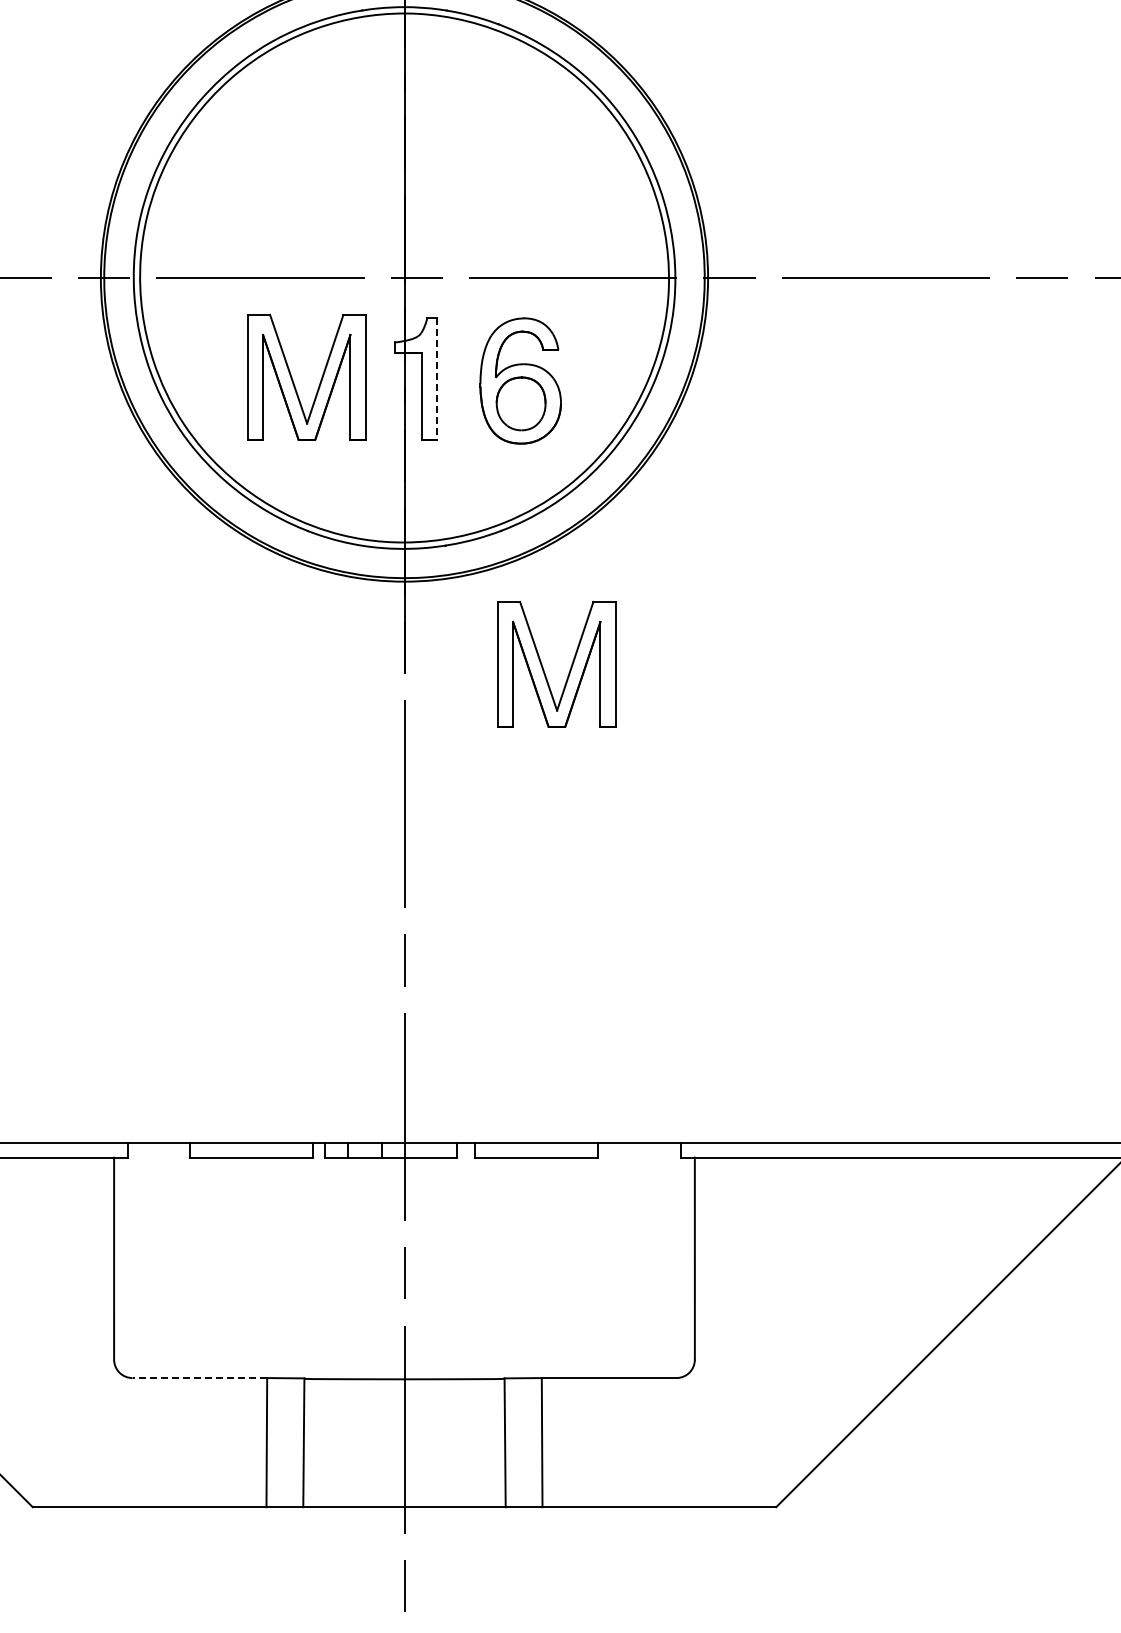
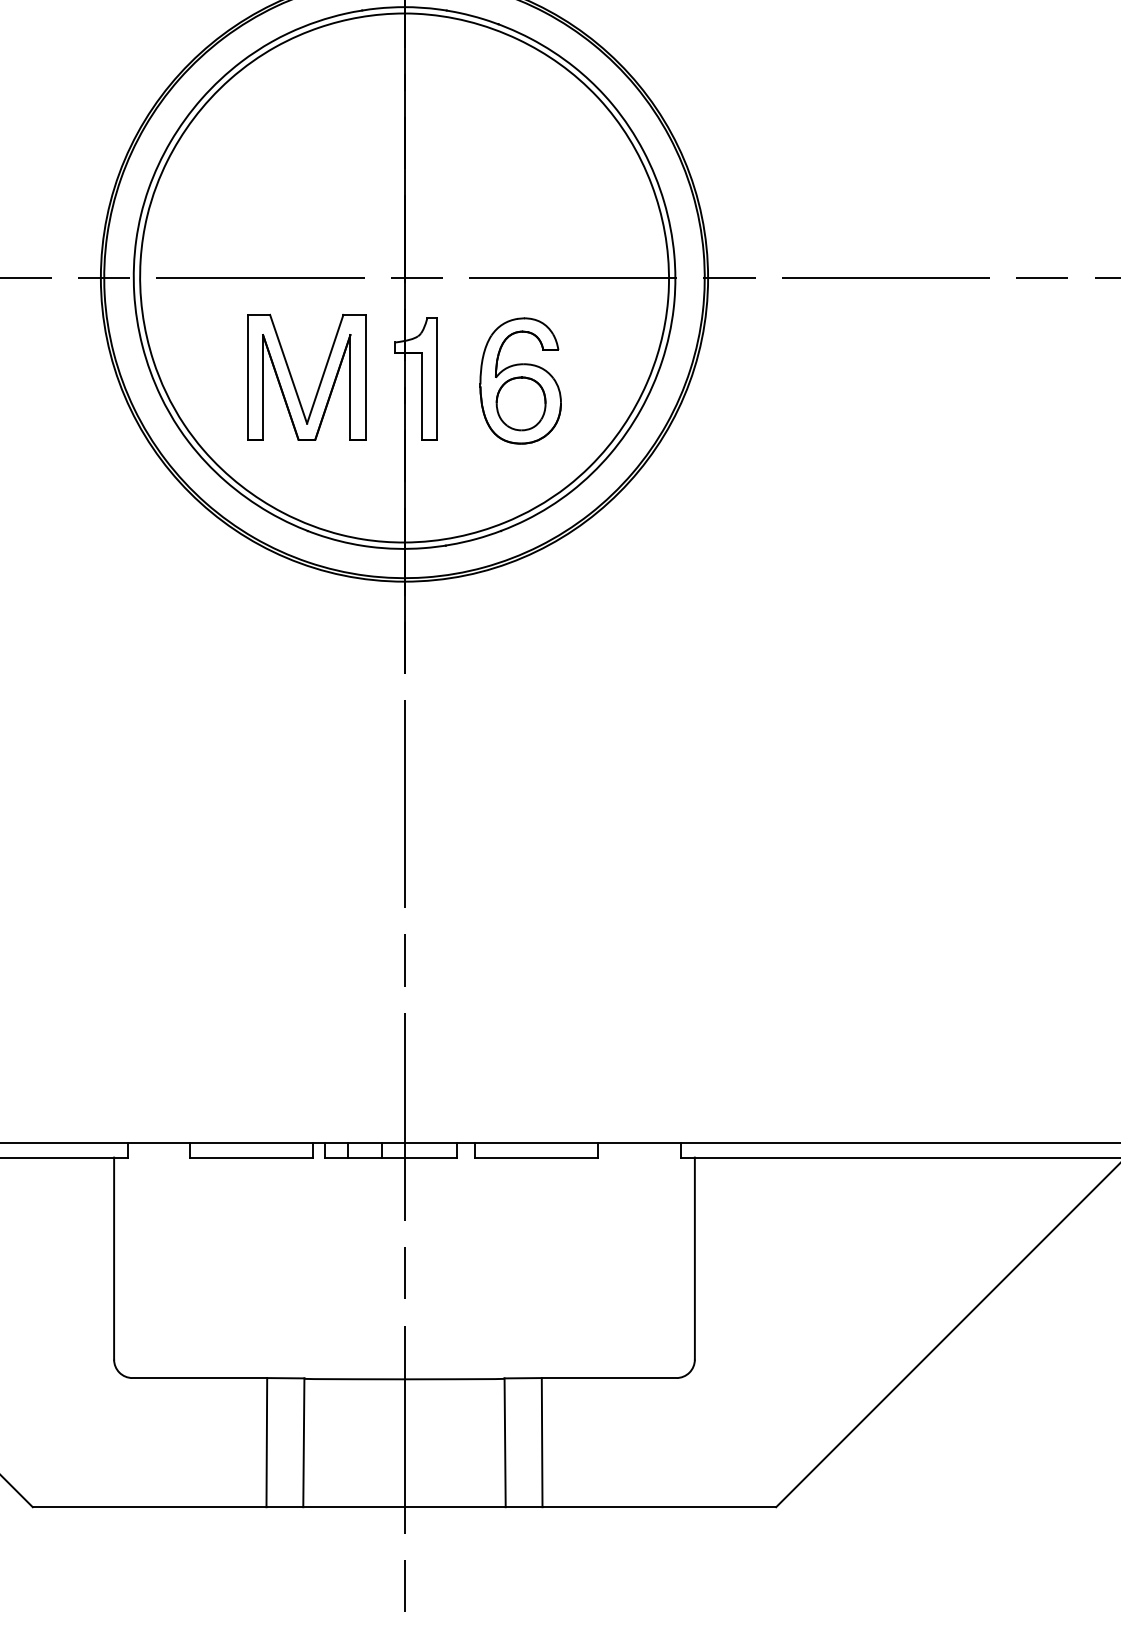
line: dashed -> solid (437, 379)
part: present -> none (544, 669)
line: dashed -> solid (199, 1378)
